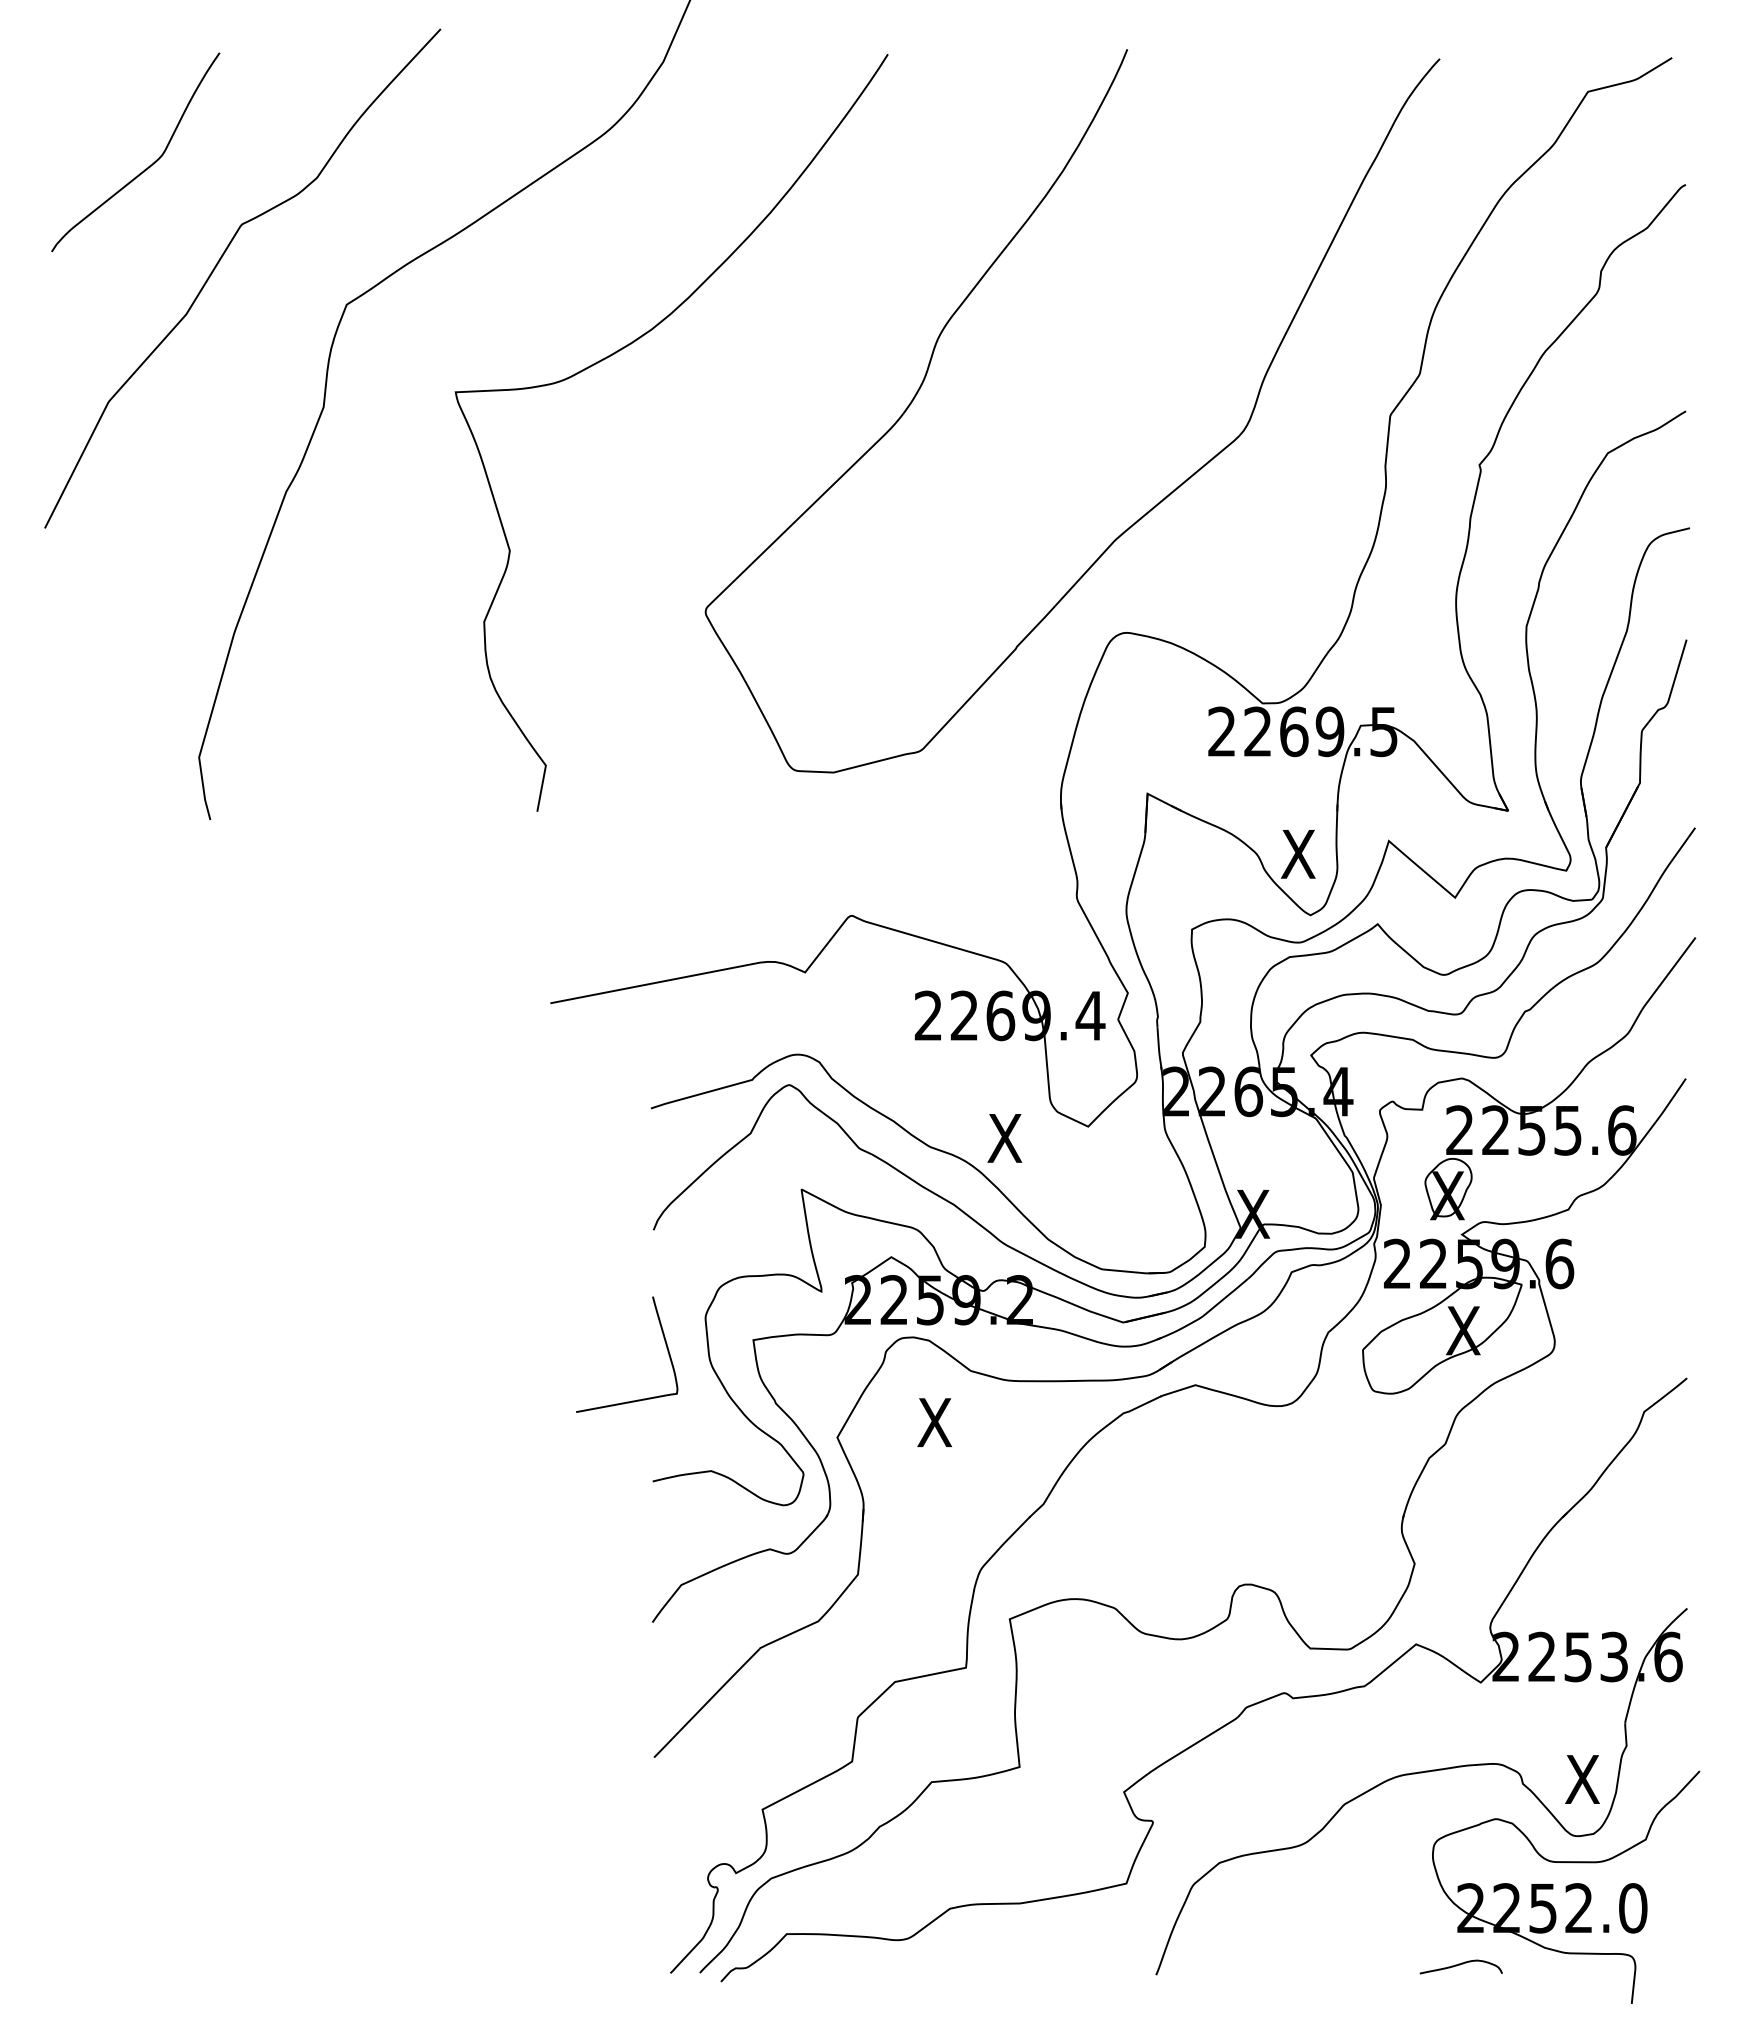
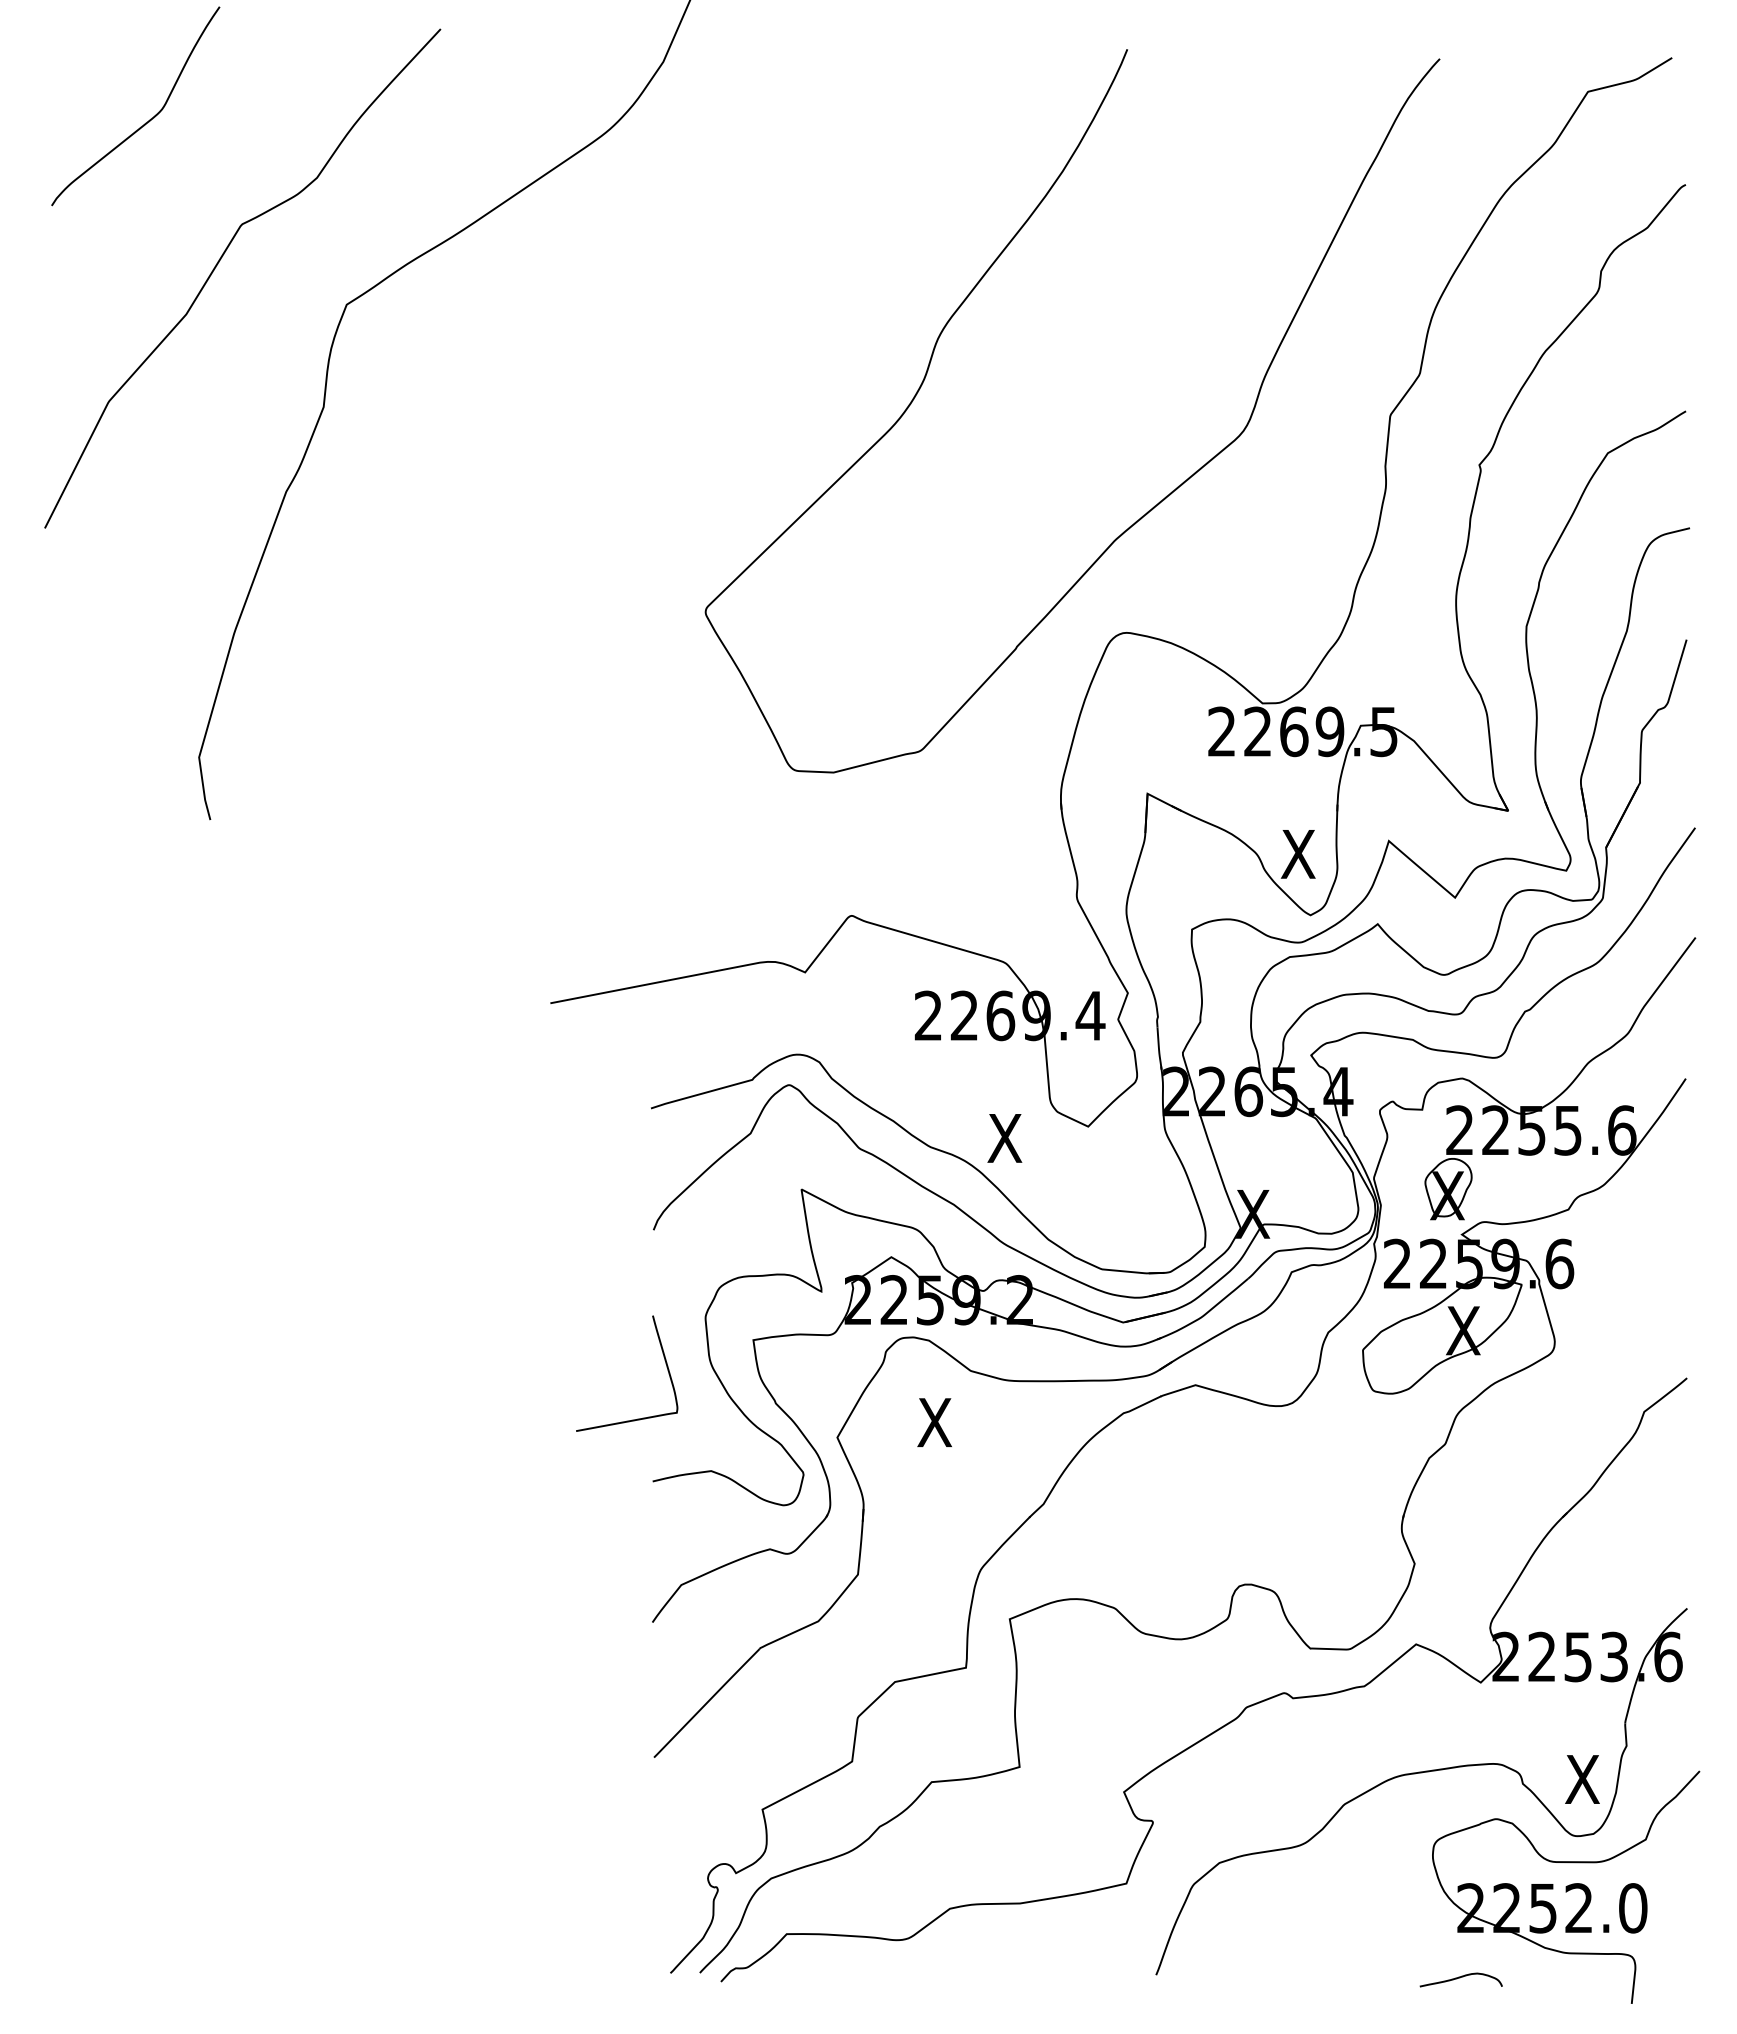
curve position: (145, 168) -> (145, 122) (145, 122)
curve: present -> none (621, 350)
curve position: (665, 1345) -> (665, 1364) (665, 1364)
curve position: (1460, 1965) -> (1460, 1978) (1460, 1978)
